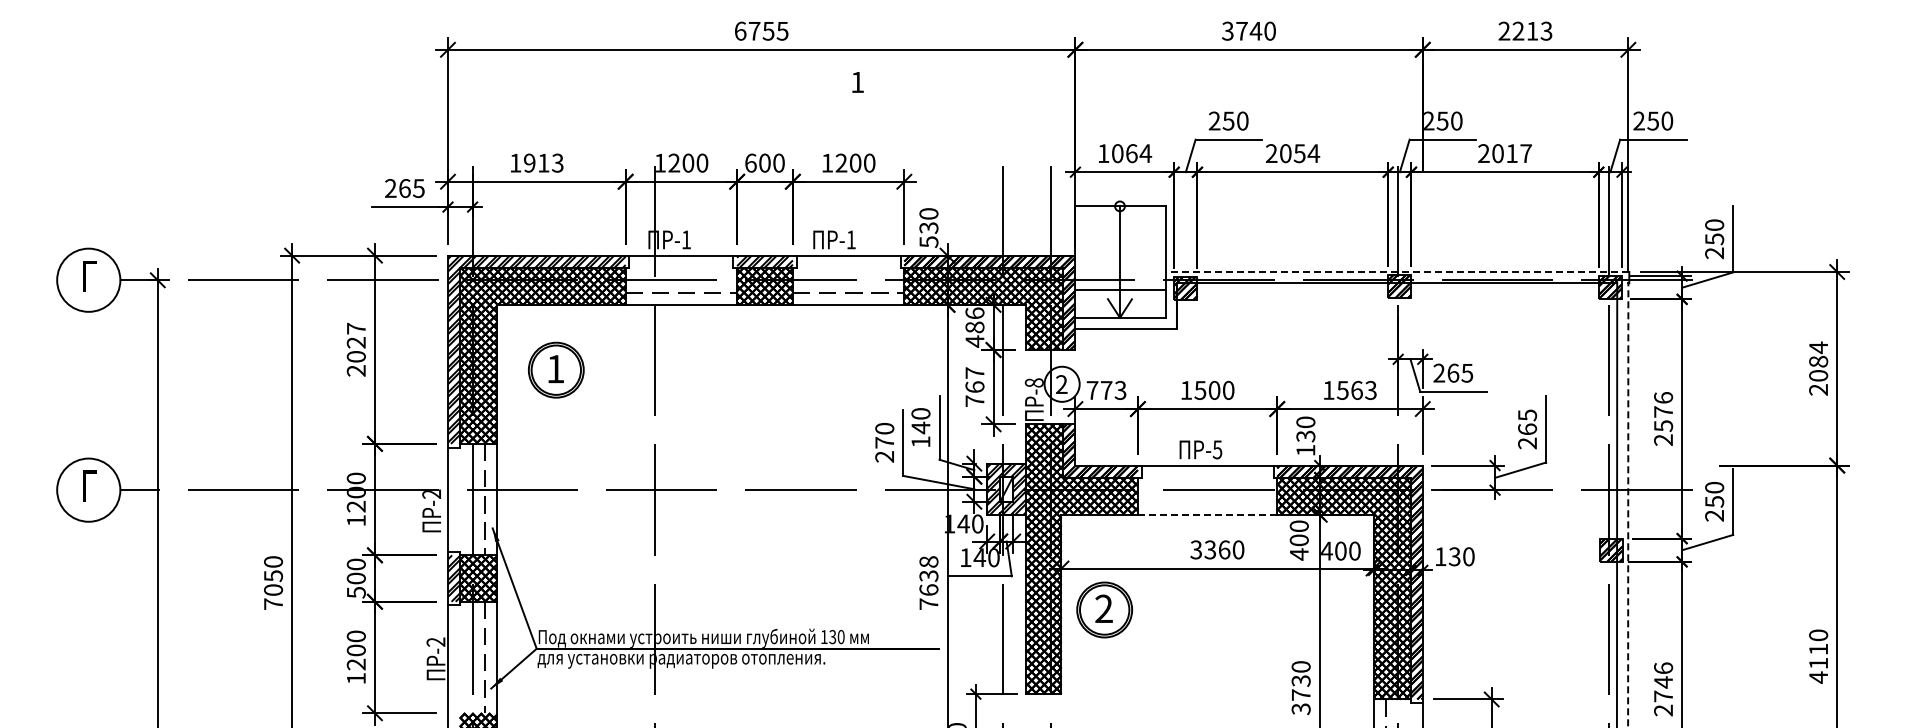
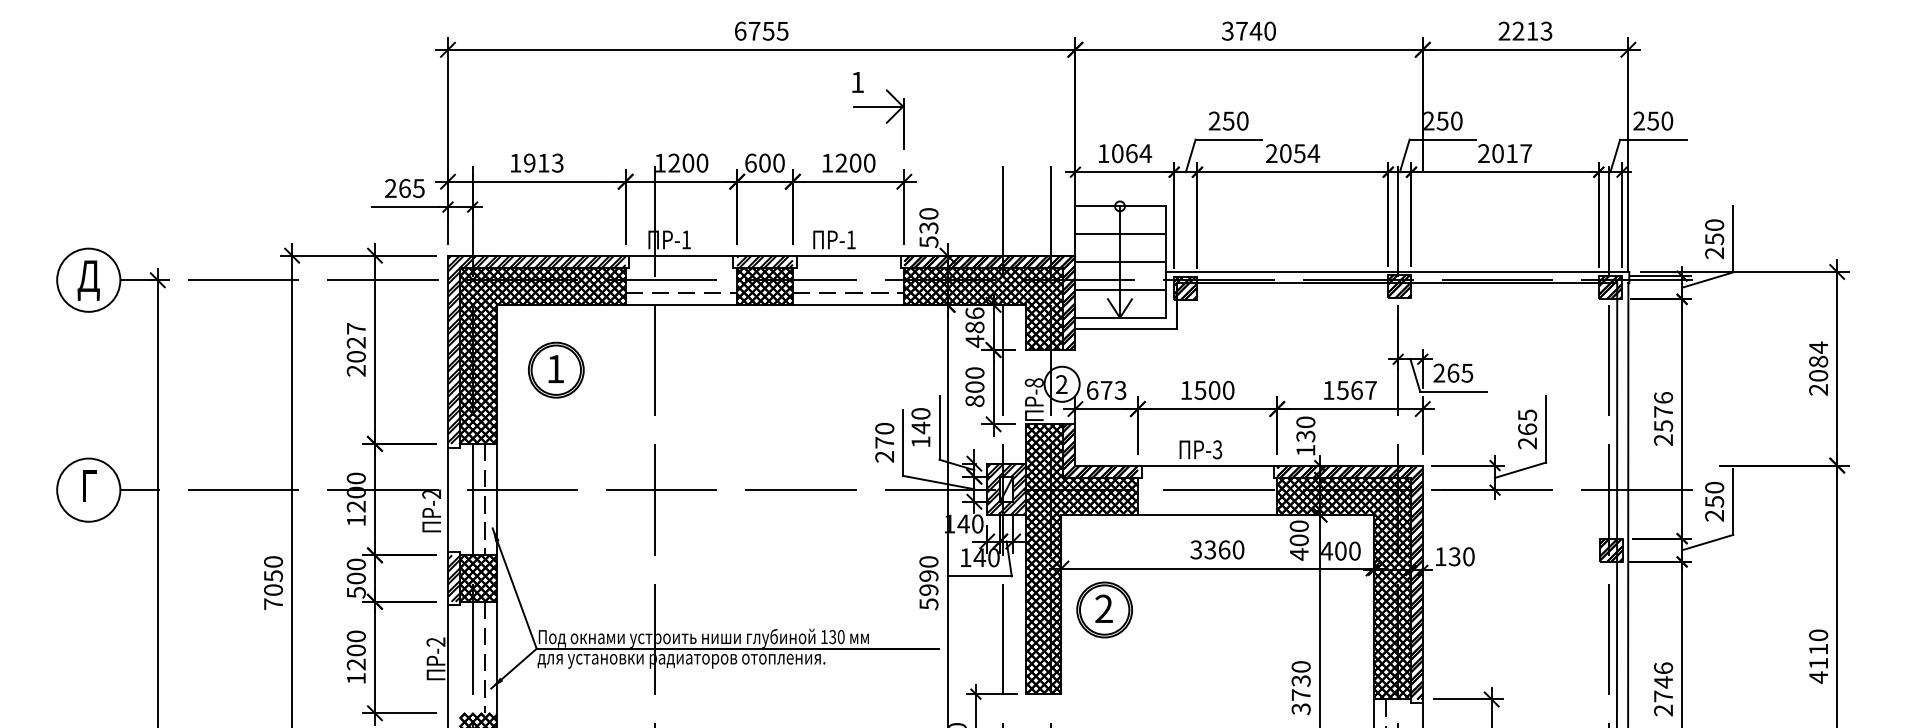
part: none -> present (885, 122)
line: none -> present (1120, 234)
line: none -> present (1120, 262)
line: dashed -> solid (1397, 272)
text: Г -> Д (88, 280)
text: 767 -> 800 (974, 386)
text: 773 -> 673 (1092, 389)
text: 1563 -> 1567 (1370, 389)
text: -5 -> -3 (1217, 449)
line: dashed -> solid (1628, 504)
line: dashed -> solid (1207, 514)
text: 7638 -> 5990 (928, 583)
